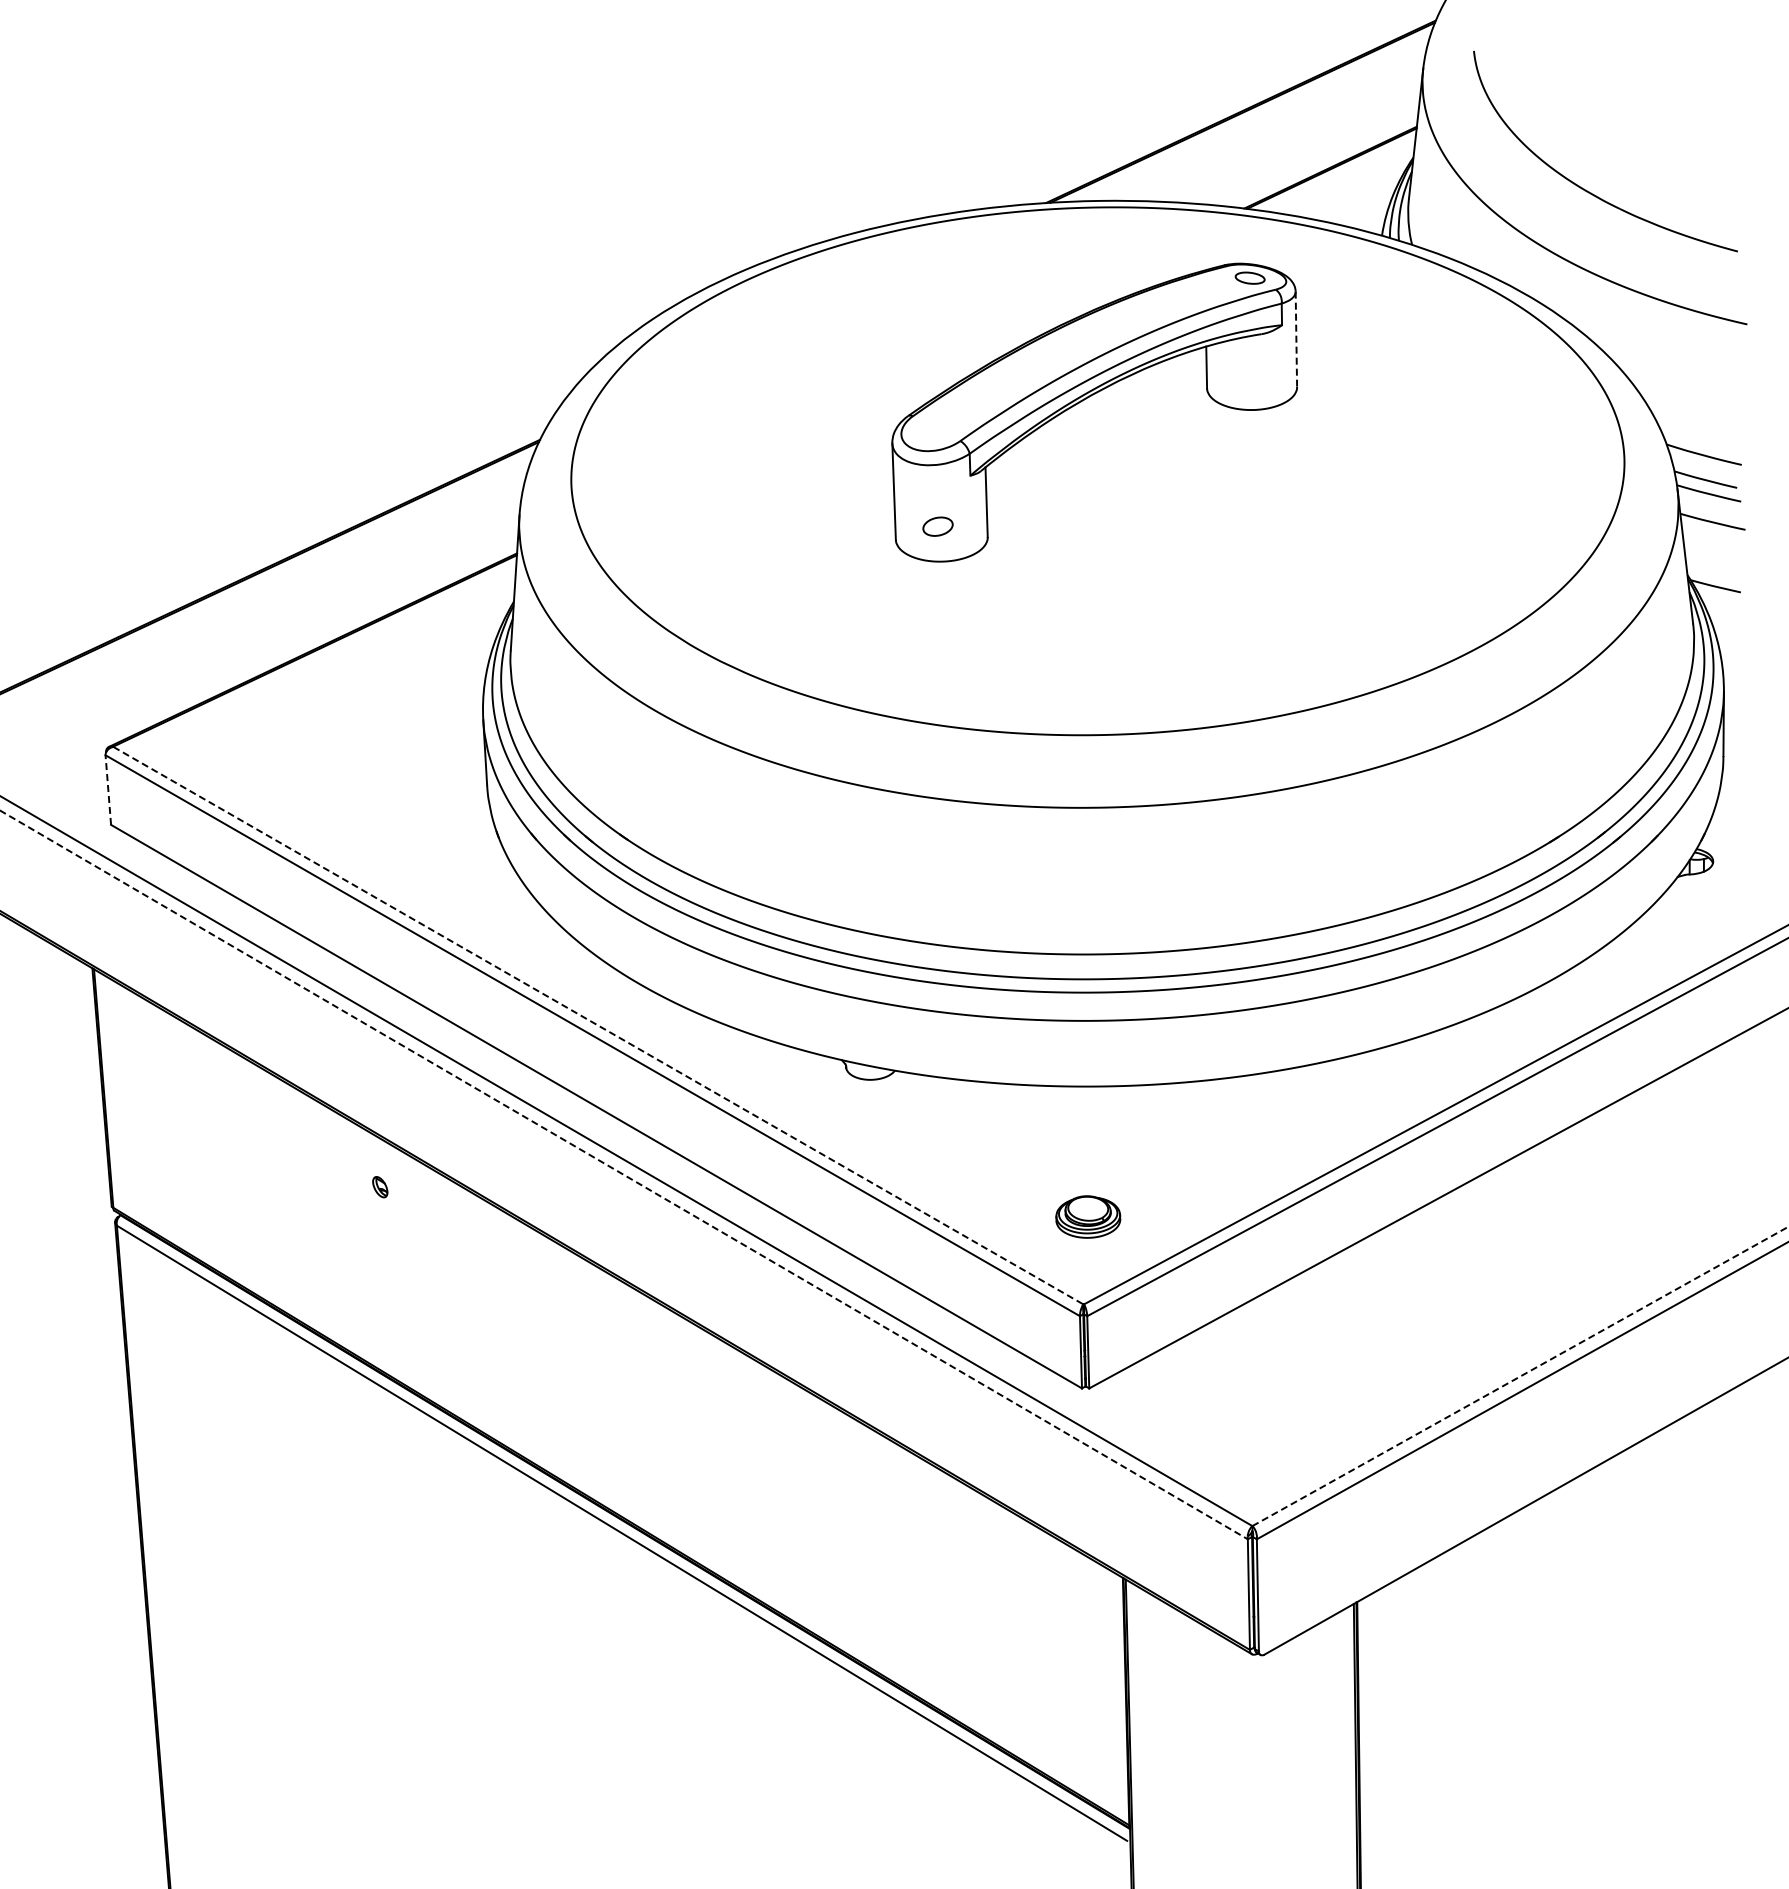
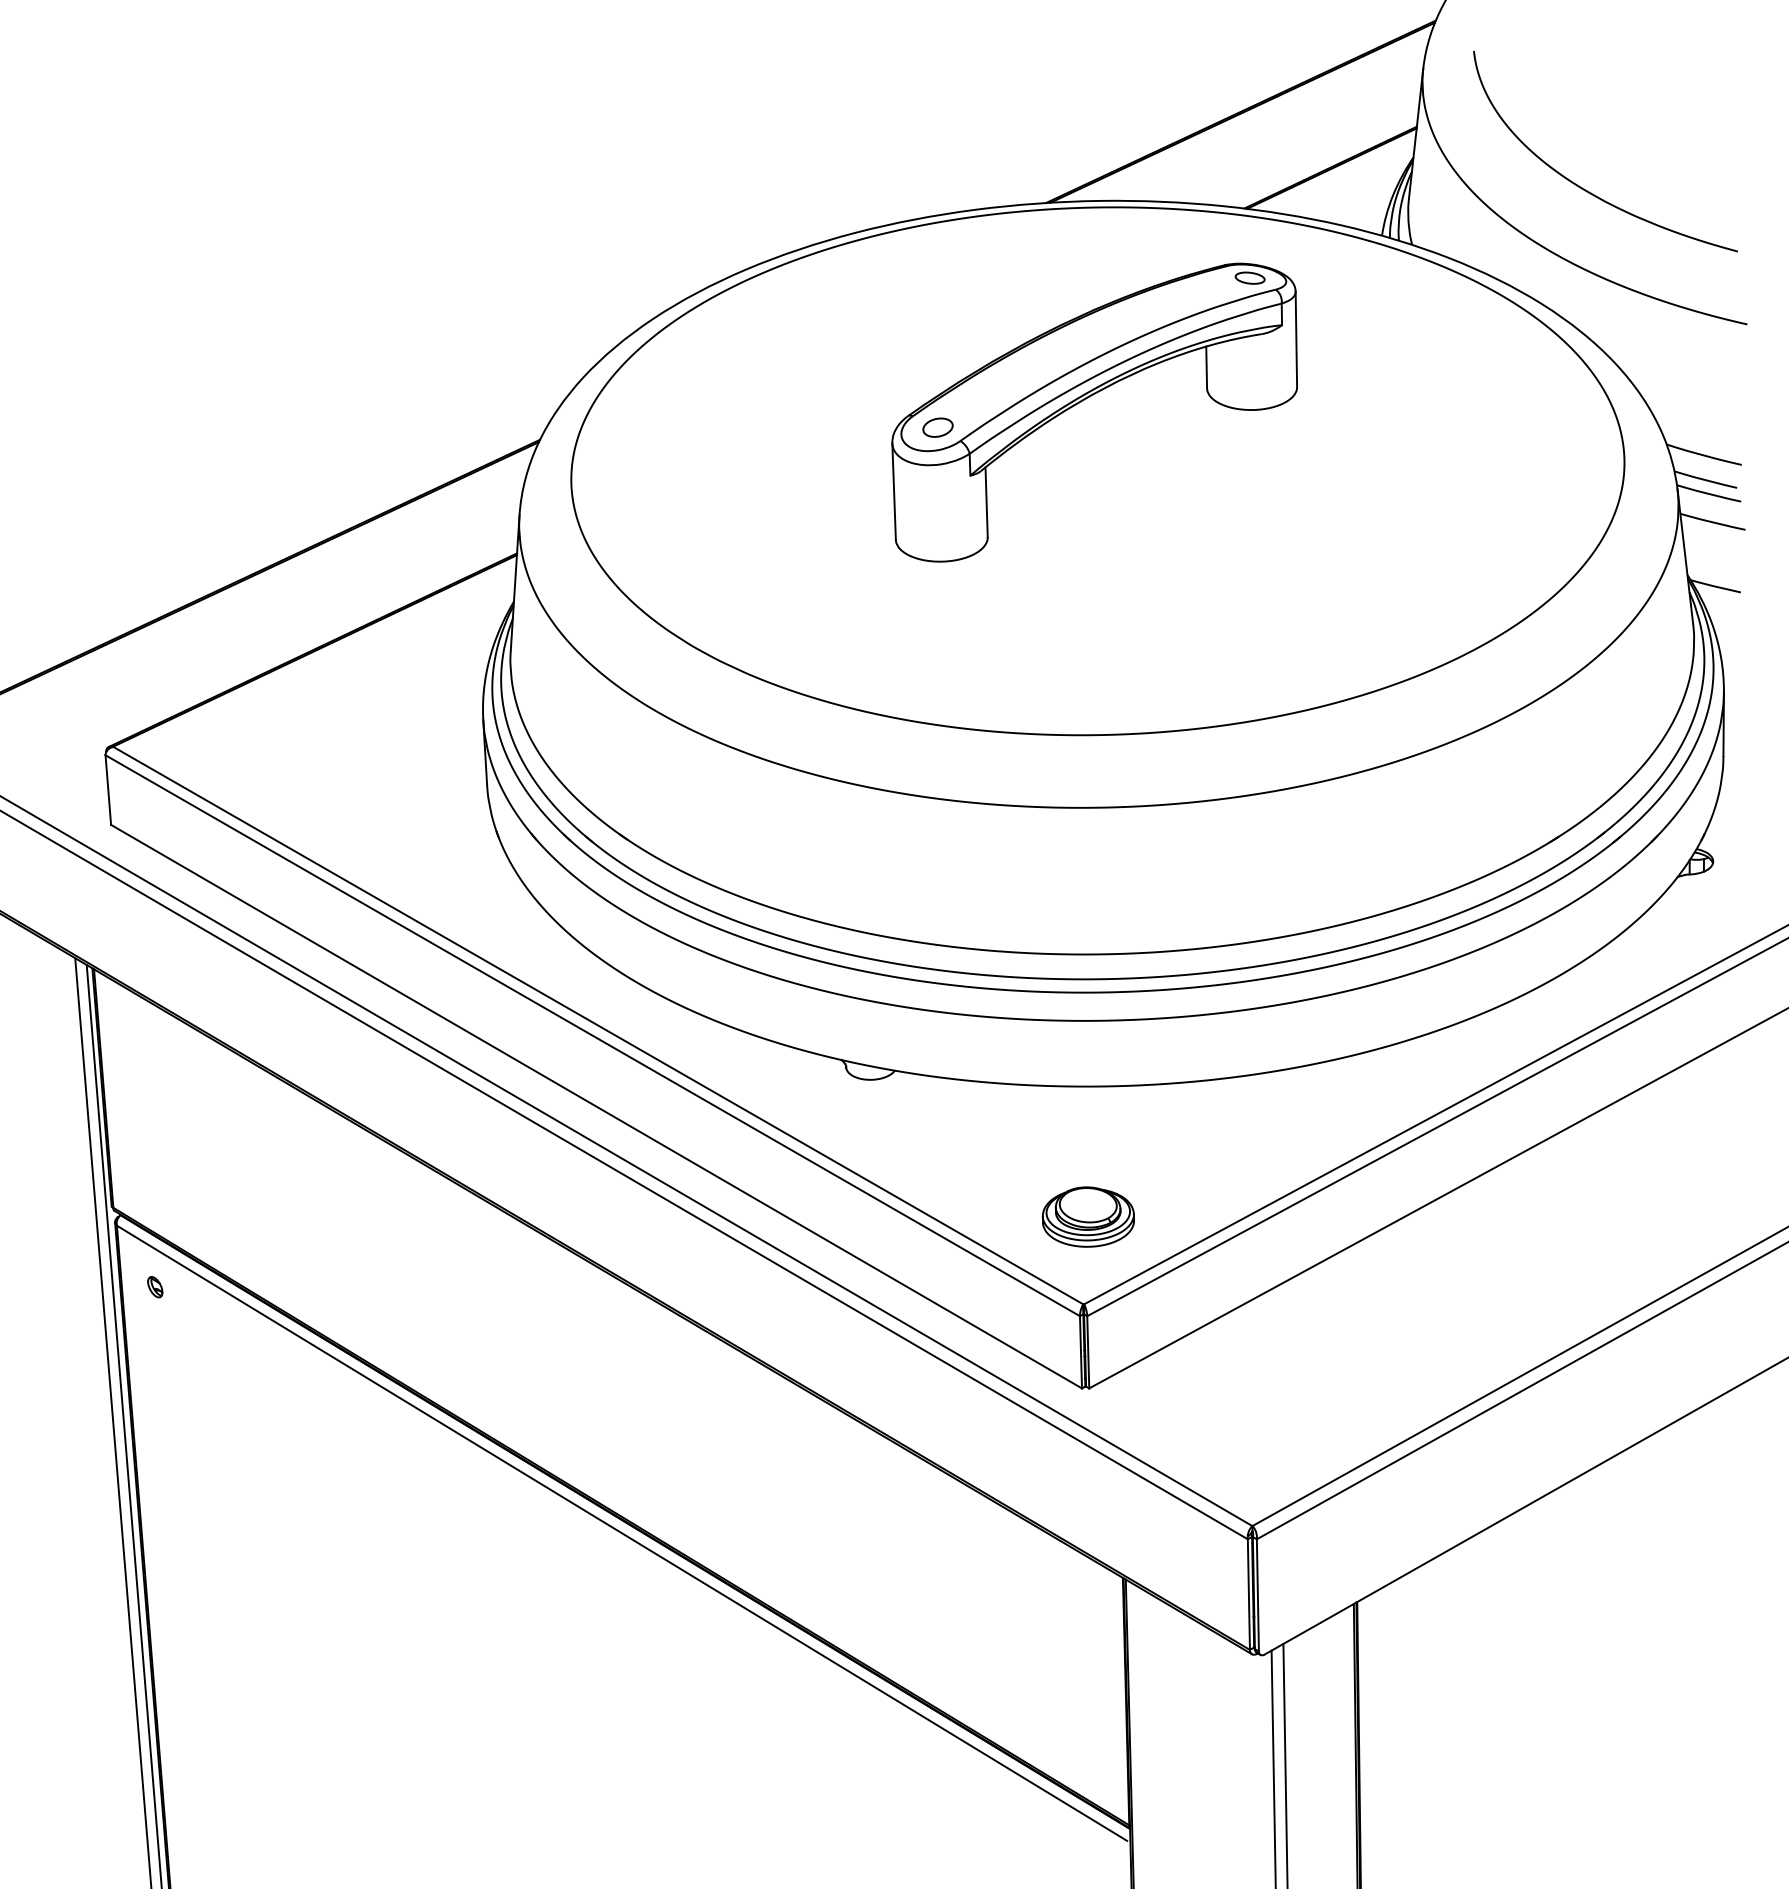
line: dashed -> solid (1296, 339)
part position: (937, 526) -> (937, 427) (937, 427)
line: dashed -> solid (108, 790)
line: dashed -> solid (598, 1025)
line: dashed -> solid (624, 1175)
part position: (380, 1187) -> (155, 1287) (155, 1287)
part size: 67x44 px -> 94x62 px (1087, 1216)
line: dashed -> solid (1520, 1376)
line: none -> present (113, 1421)
line: none -> present (123, 1424)
line: none -> present (1285, 1764)
line: none -> present (1273, 1767)
